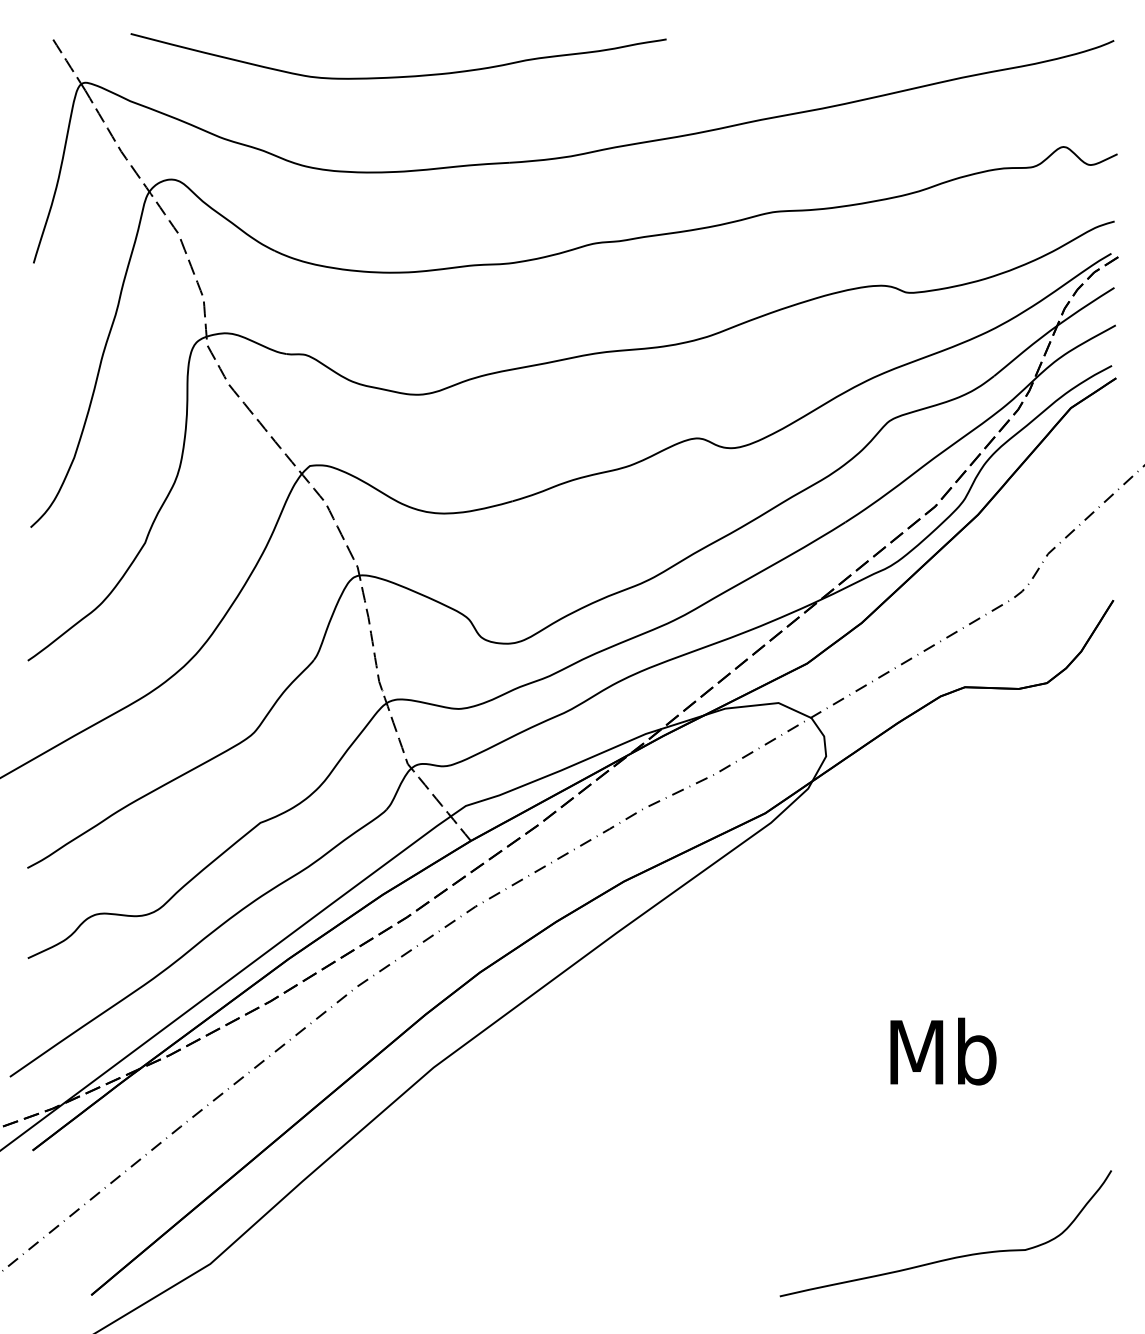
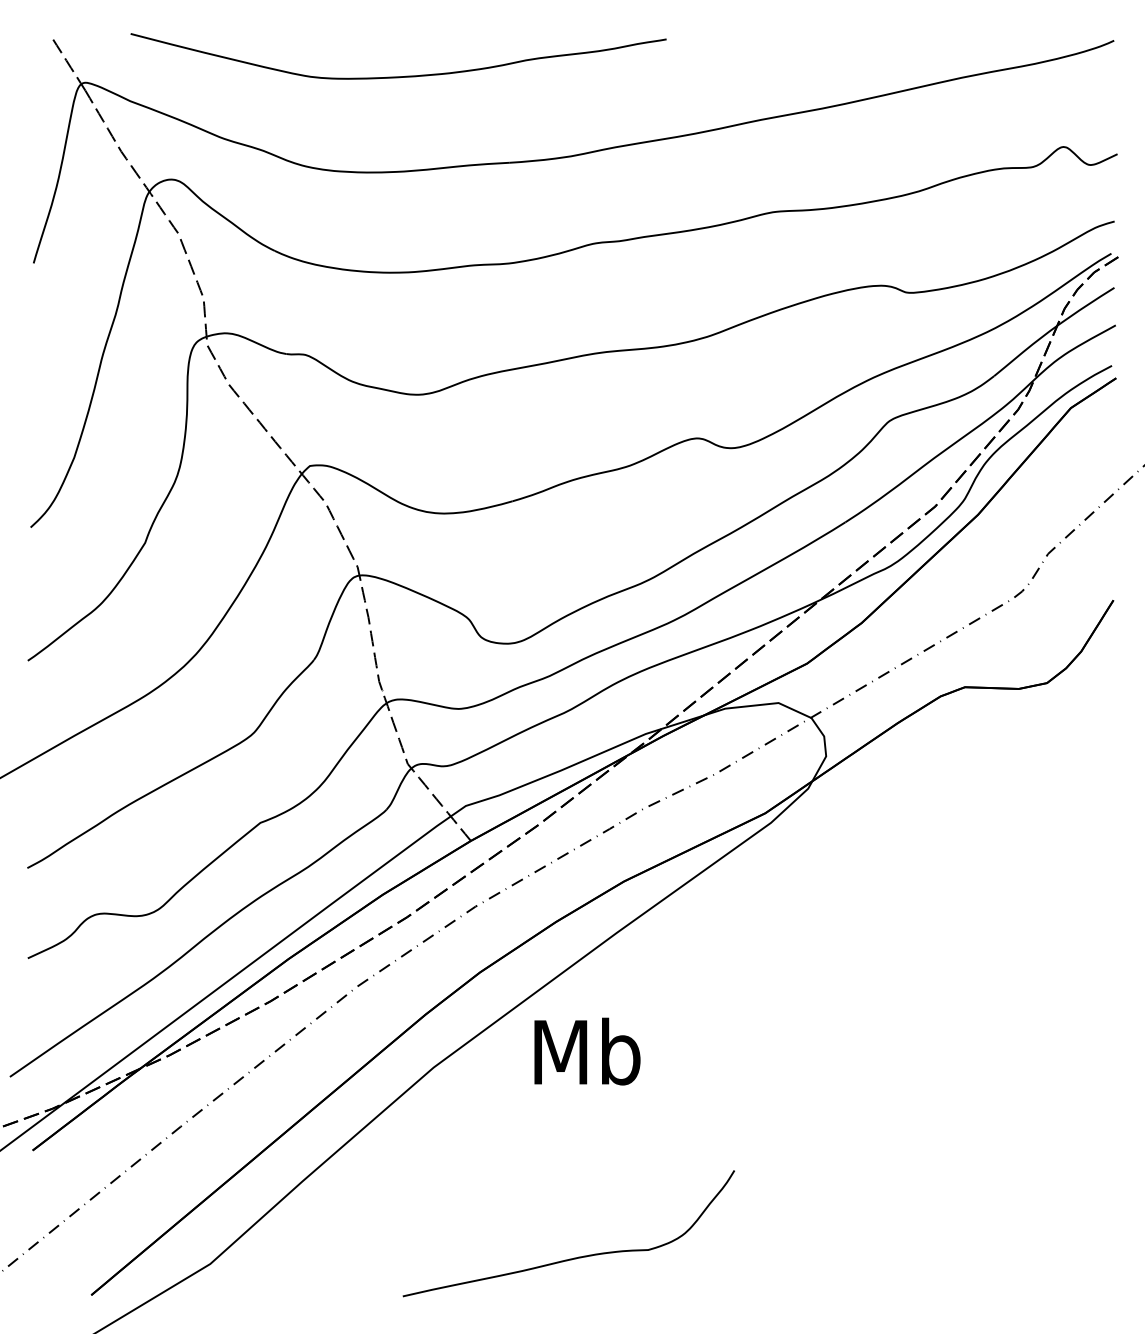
text position: (943, 1051) -> (587, 1051) (587, 1051)
curve position: (951, 1257) -> (574, 1257) (574, 1257)
